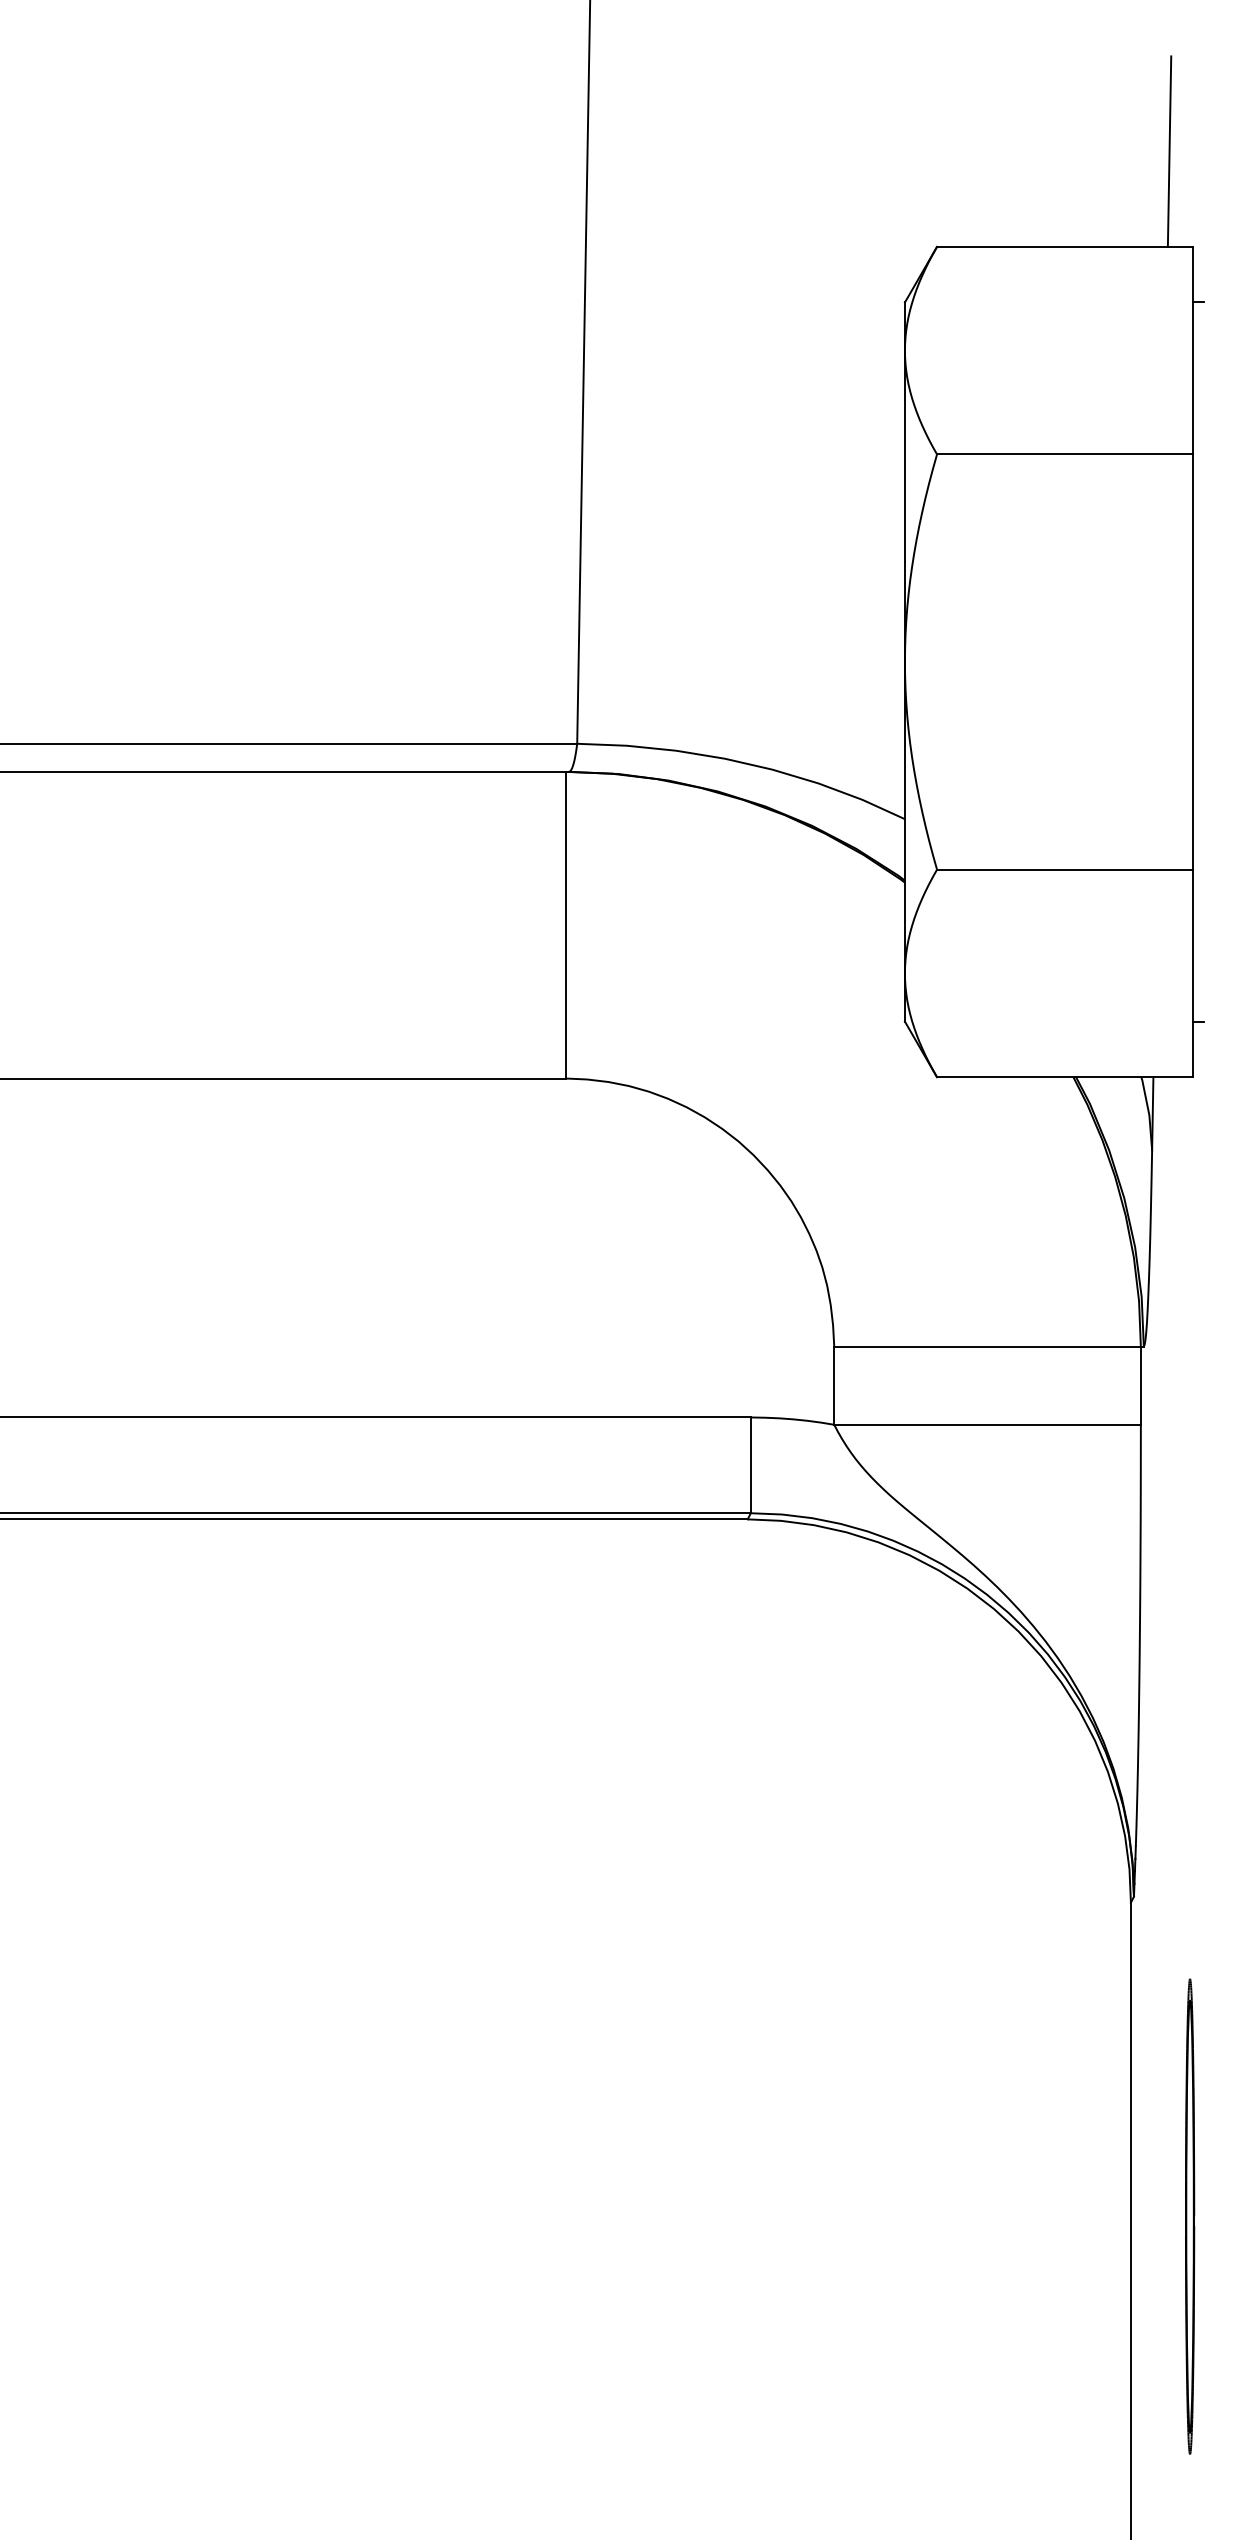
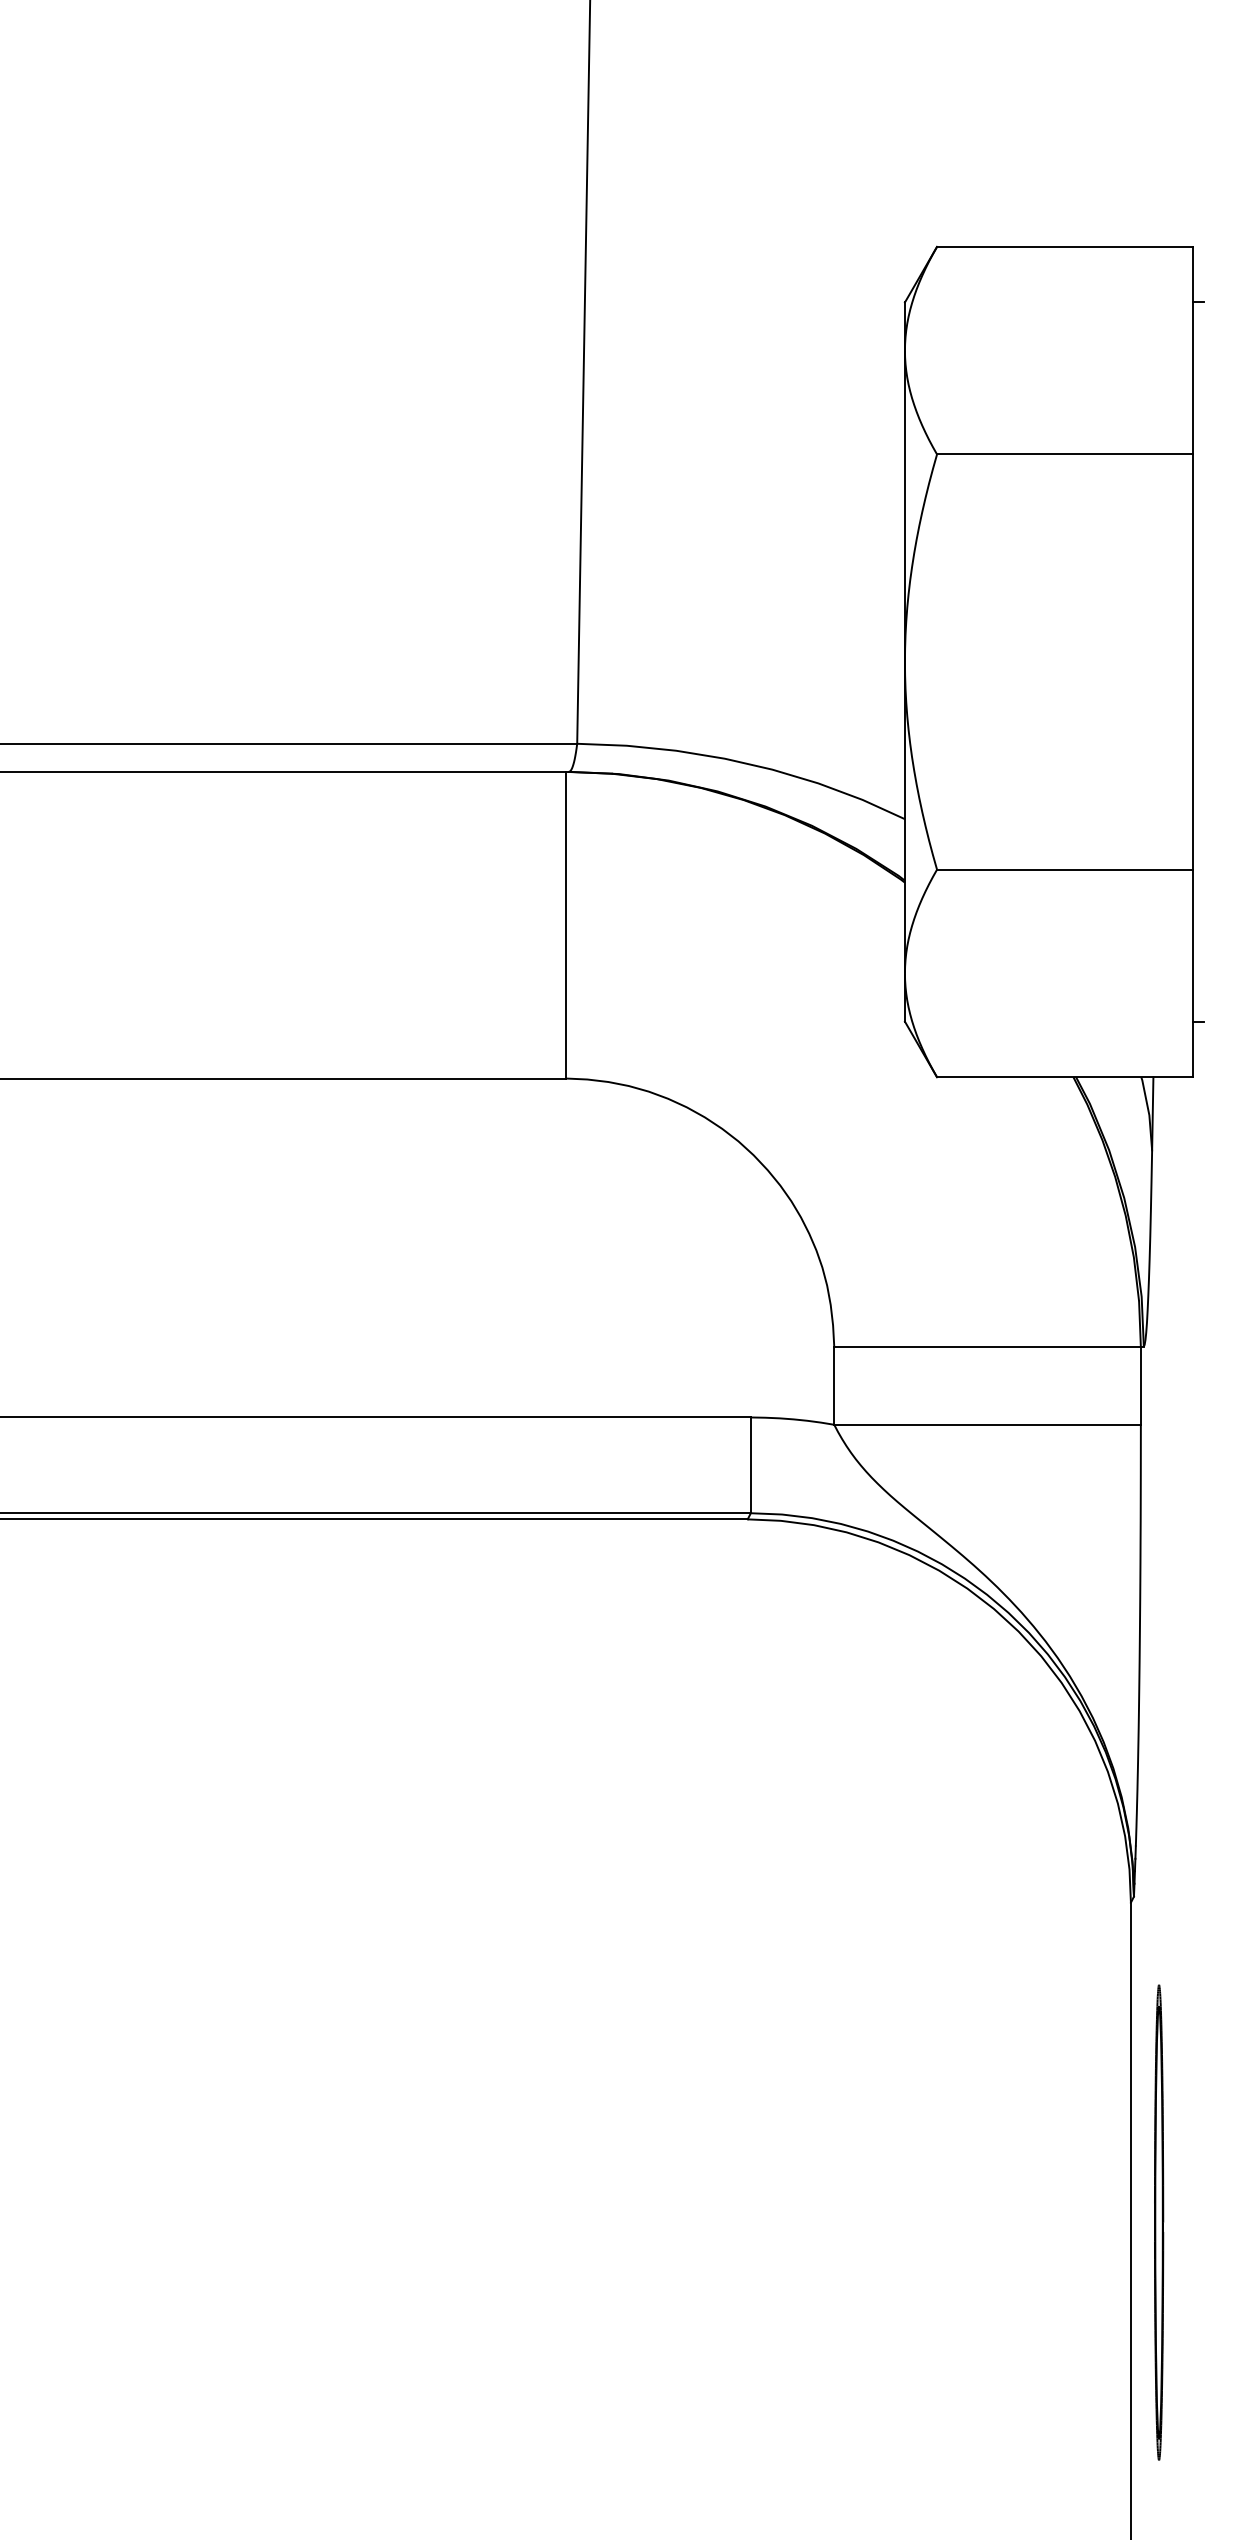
line: present -> none (1169, 151)
part position: (1190, 2216) -> (1159, 2222) (1159, 2222)
